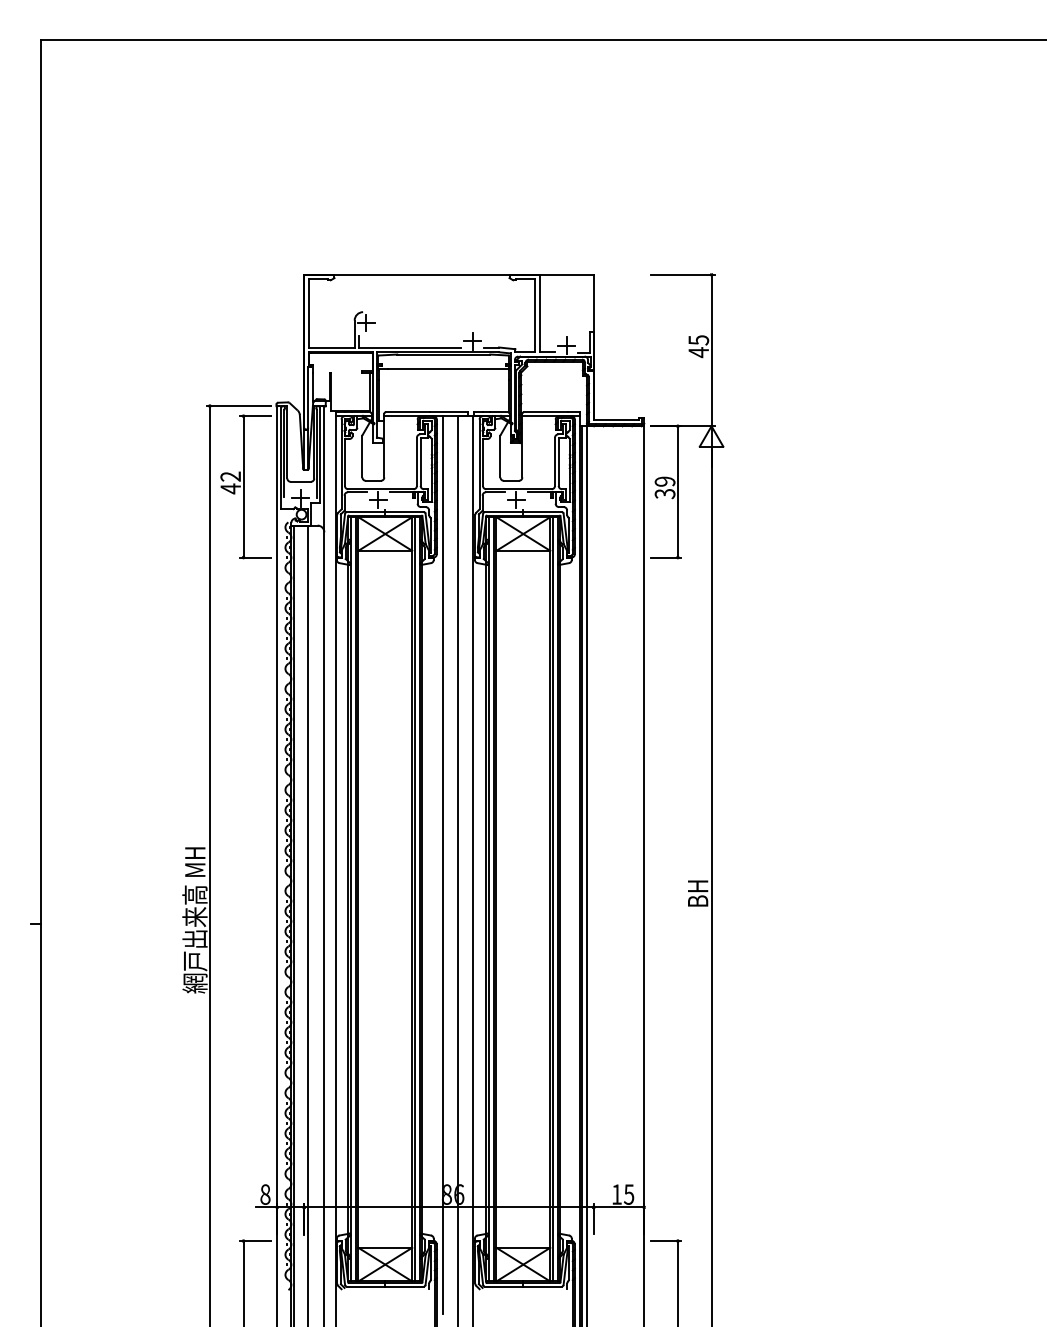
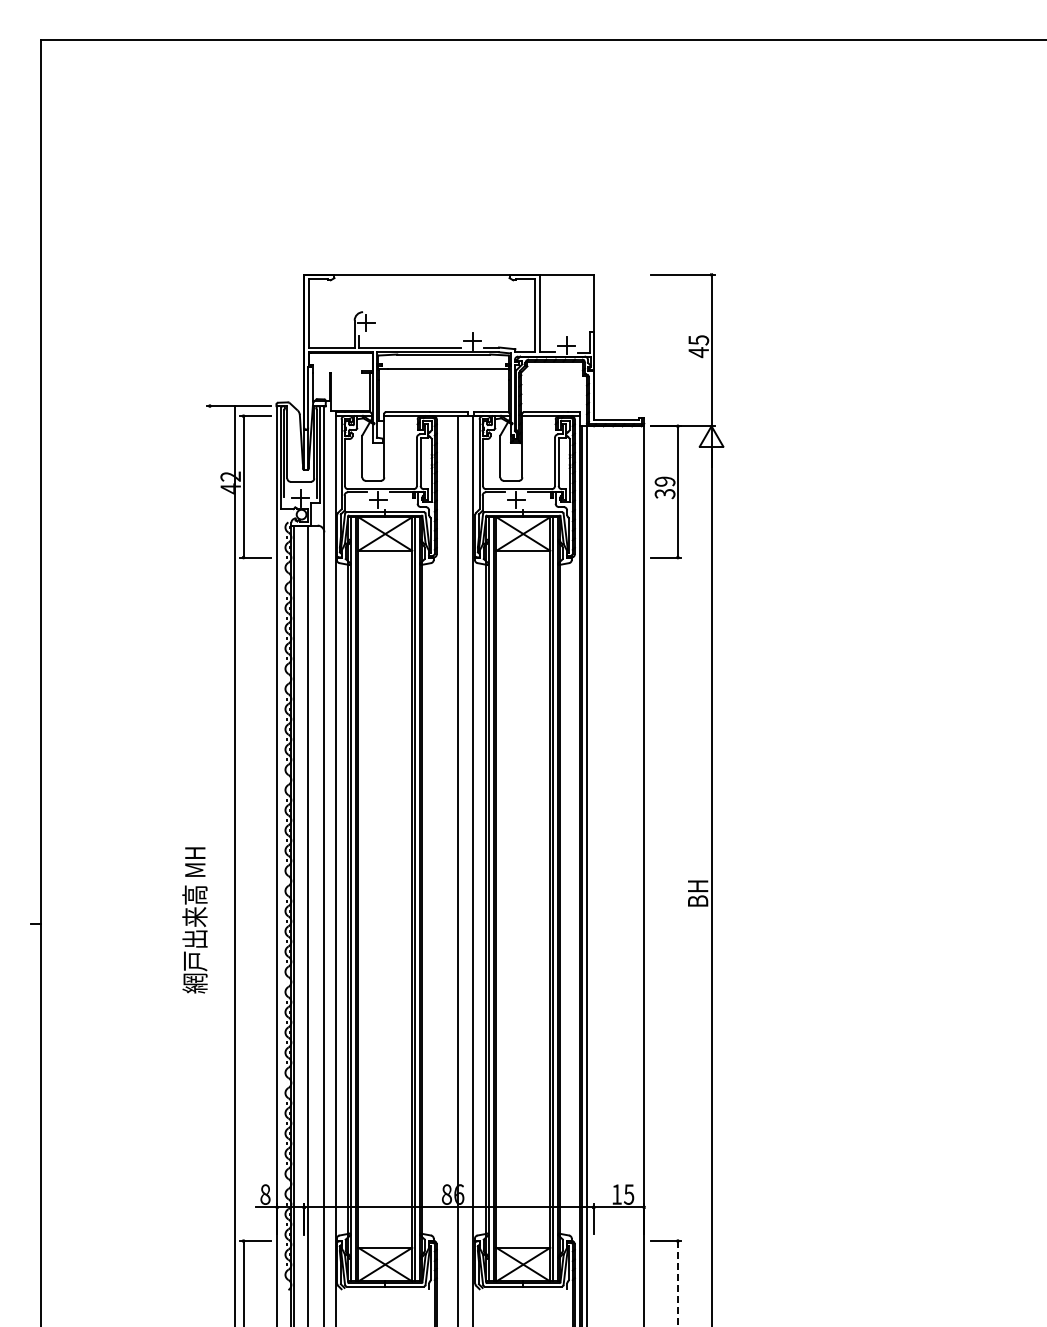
line position: (209, 864) -> (234, 864) (234, 864)
line: present -> none (442, 865)
line: solid -> dashed (677, 1284)
